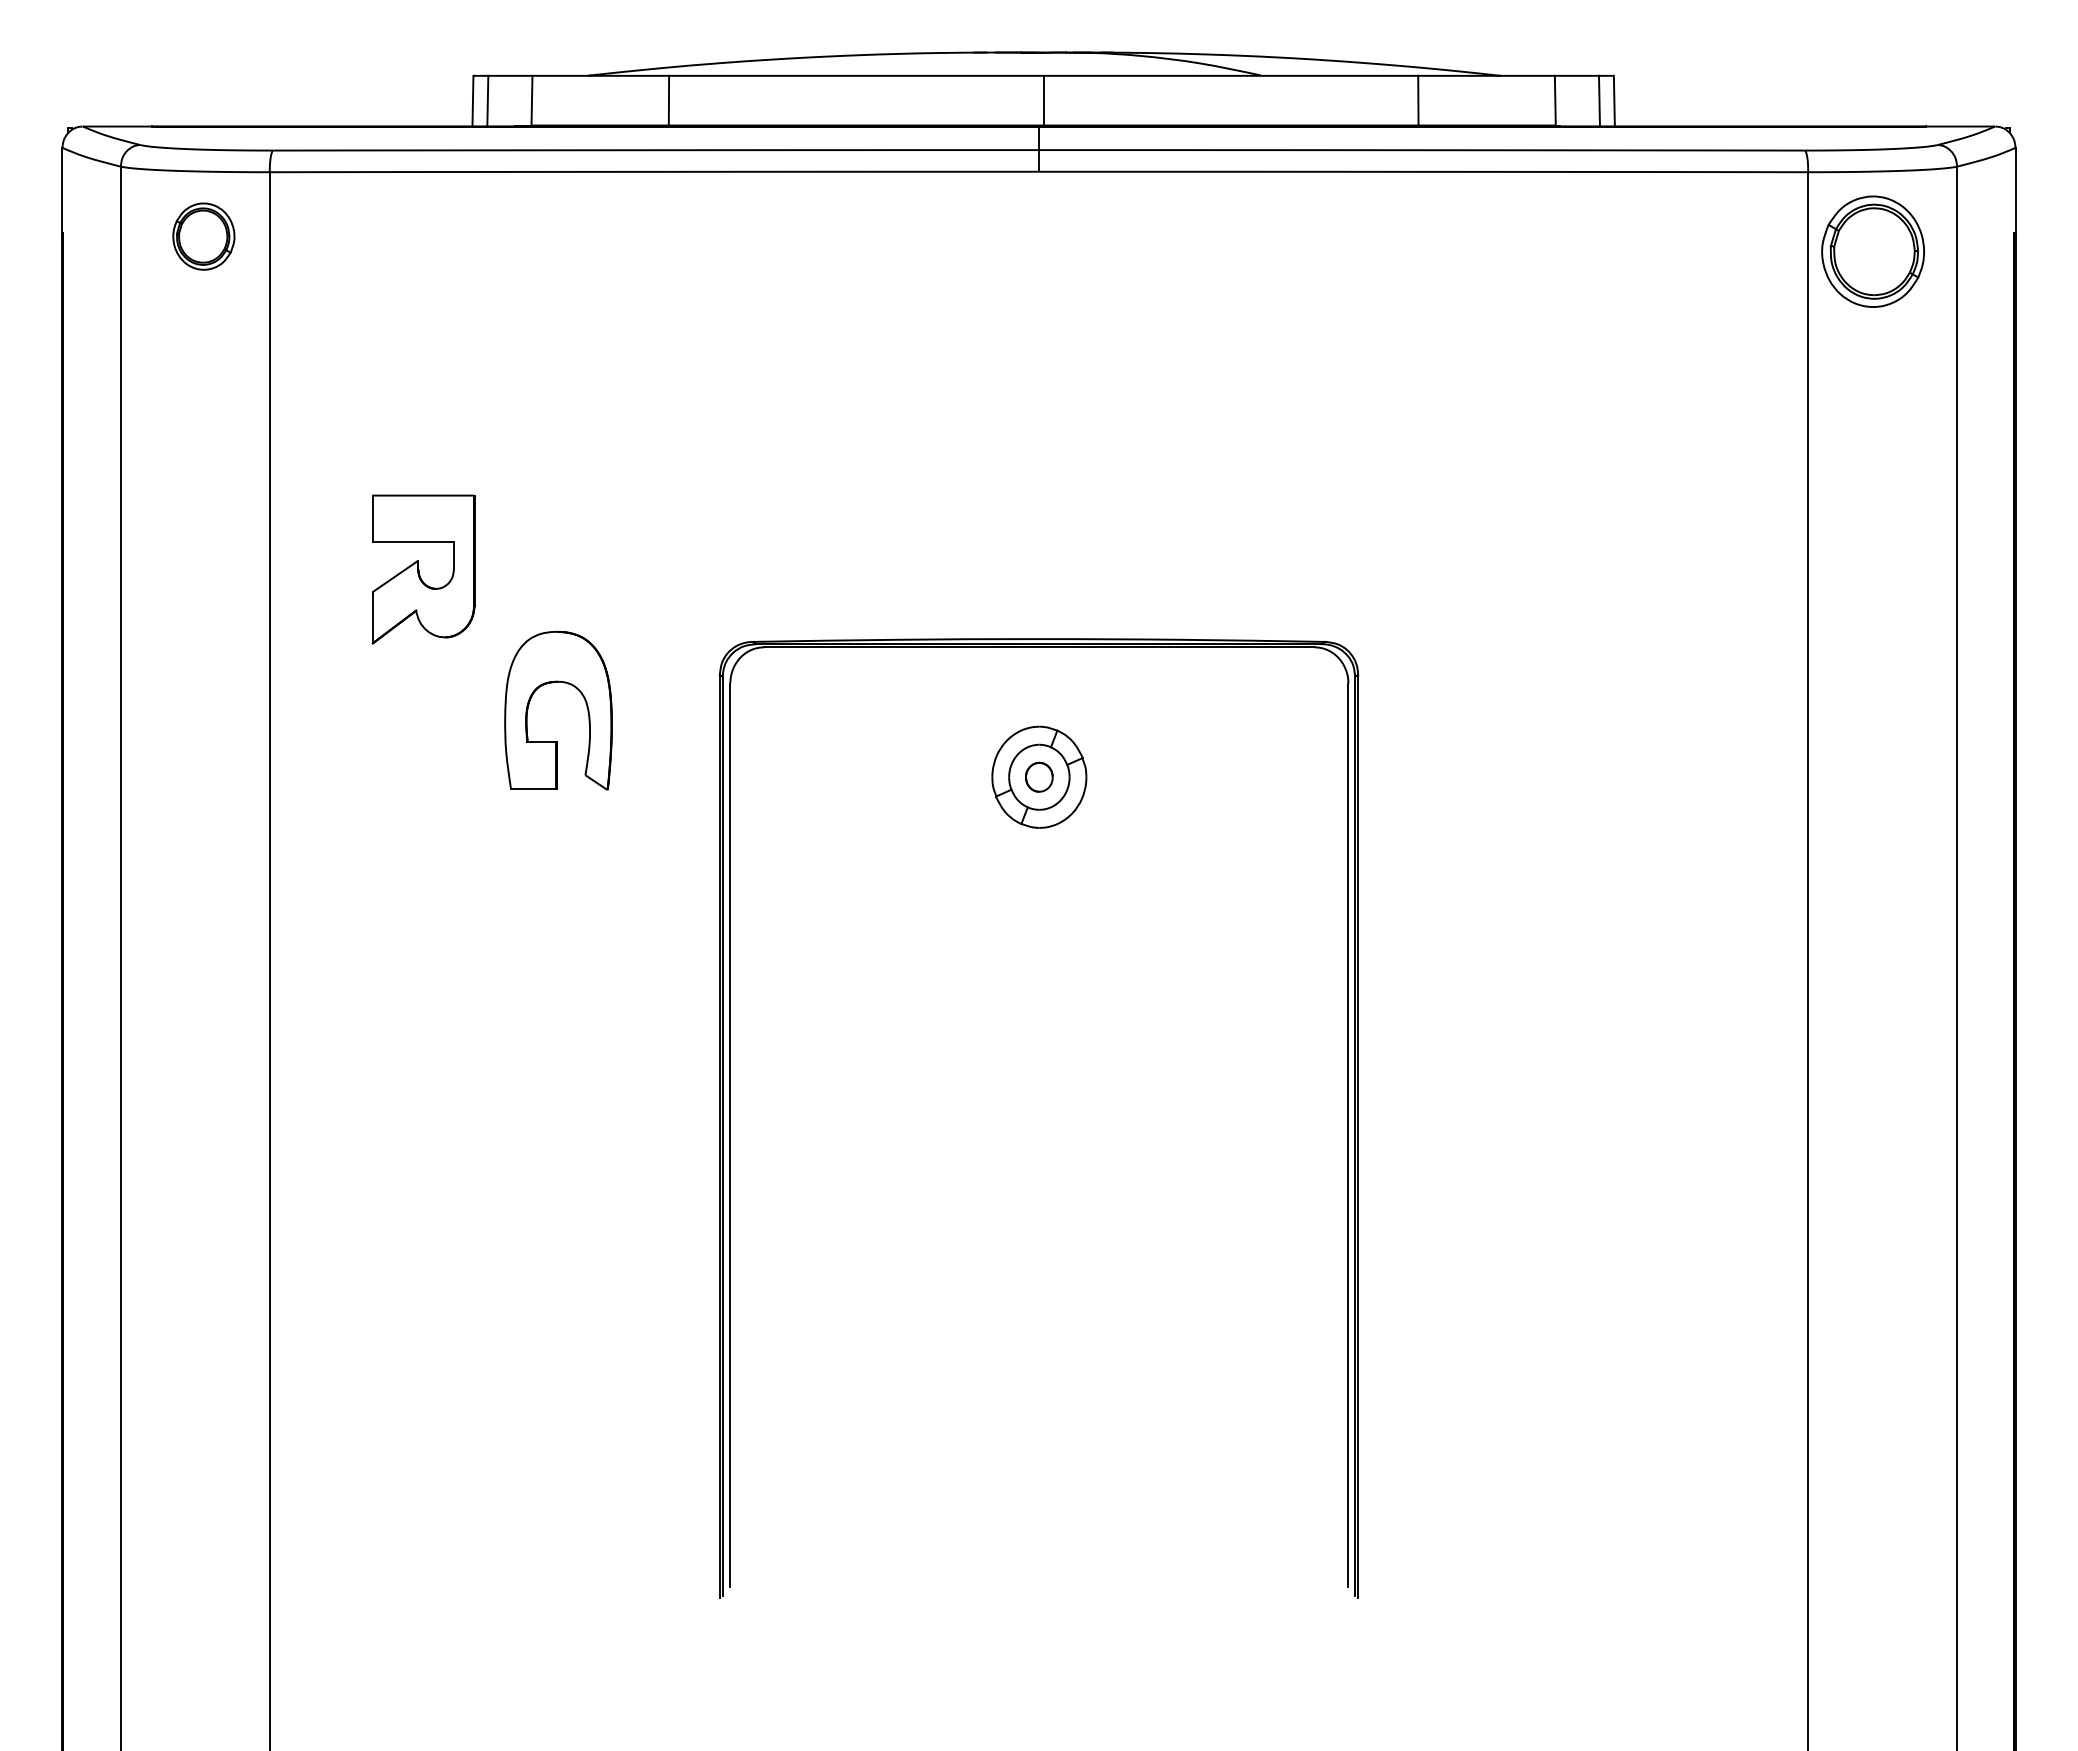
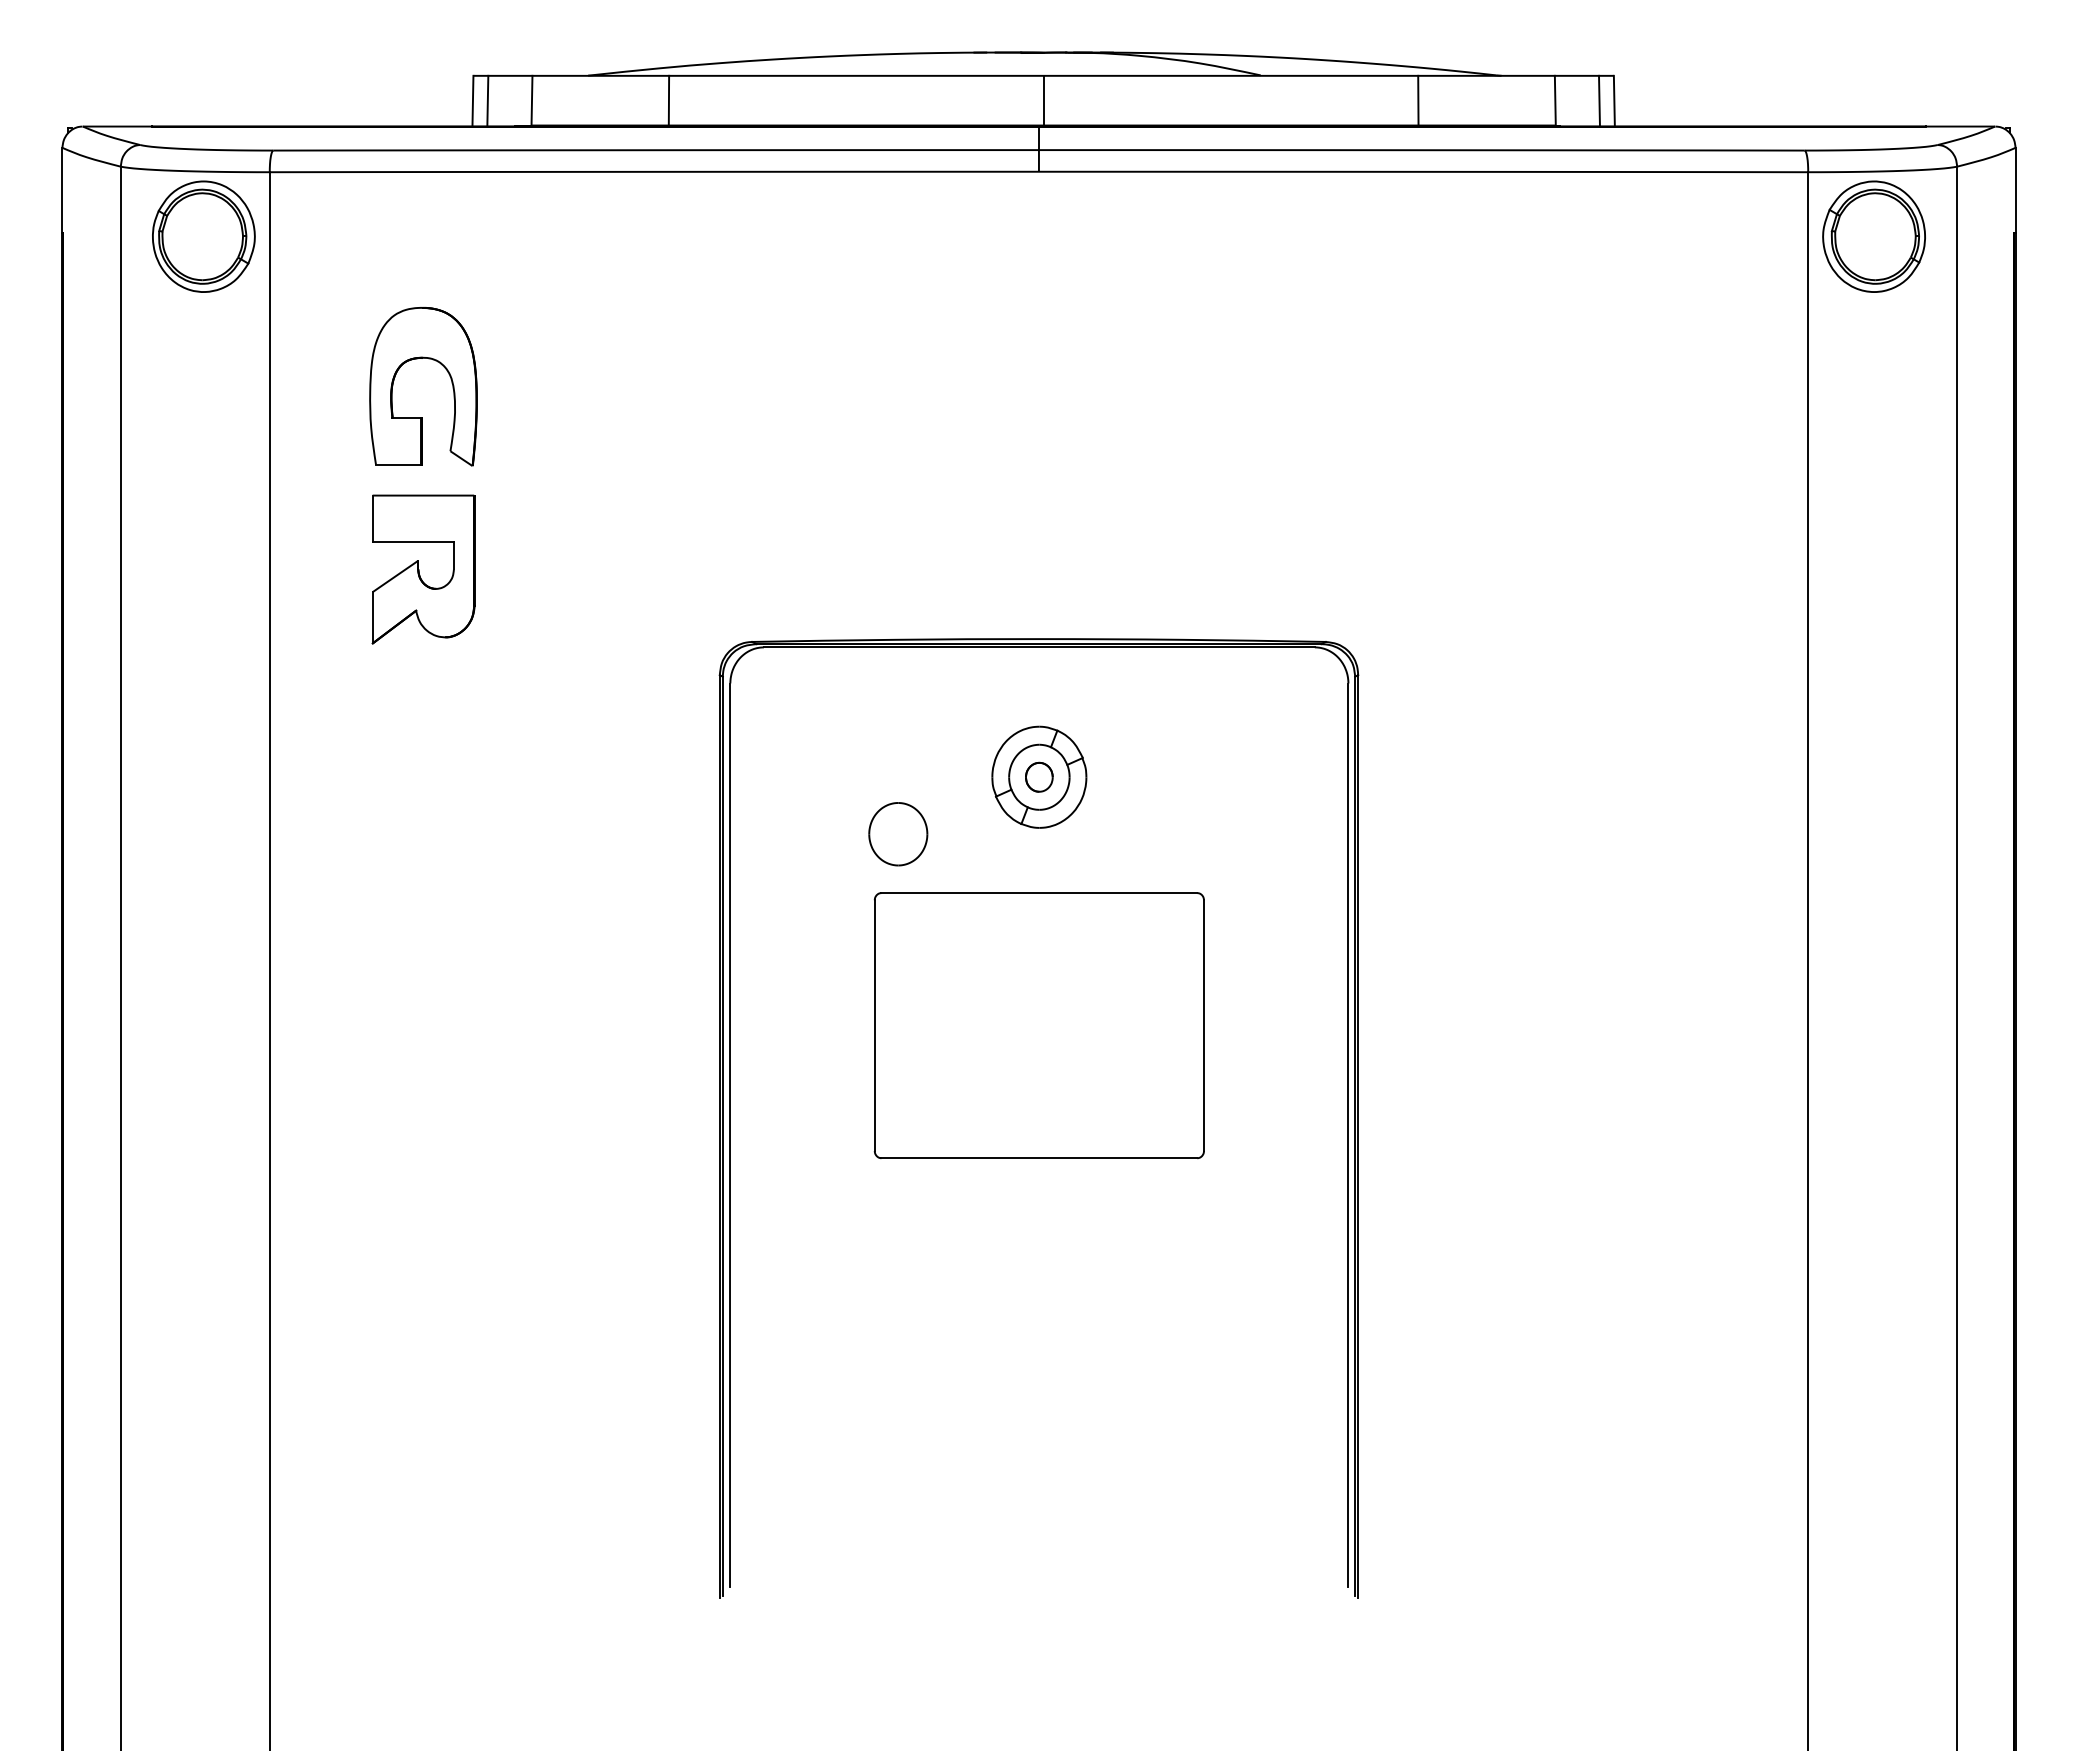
part size: 64x69 px -> 104x113 px (203, 236)
part position: (1872, 251) -> (1873, 236) (1873, 236)
part position: (563, 683) -> (428, 359) (428, 359)
part: none -> present (898, 834)
part: none -> present (1038, 1025)
